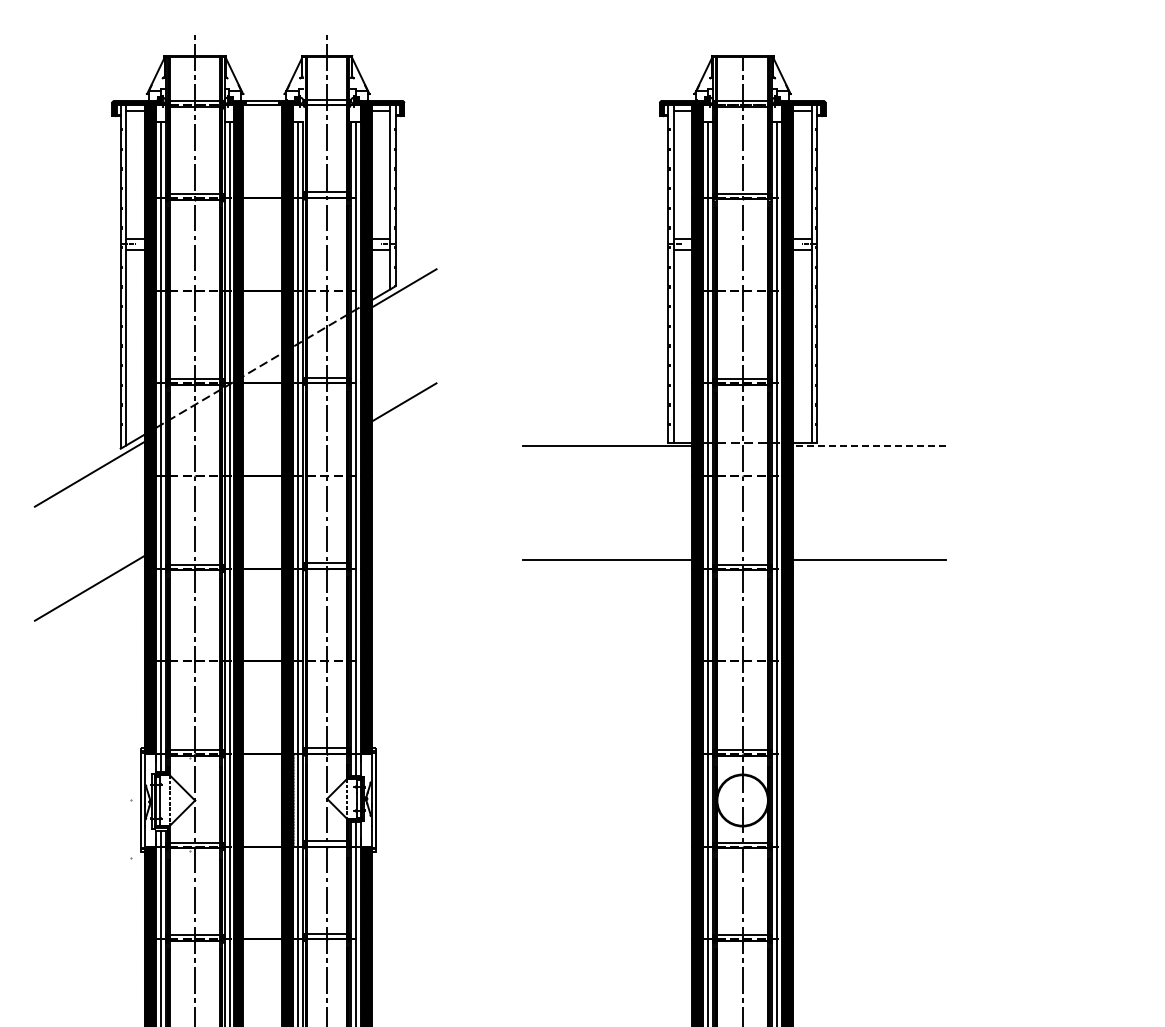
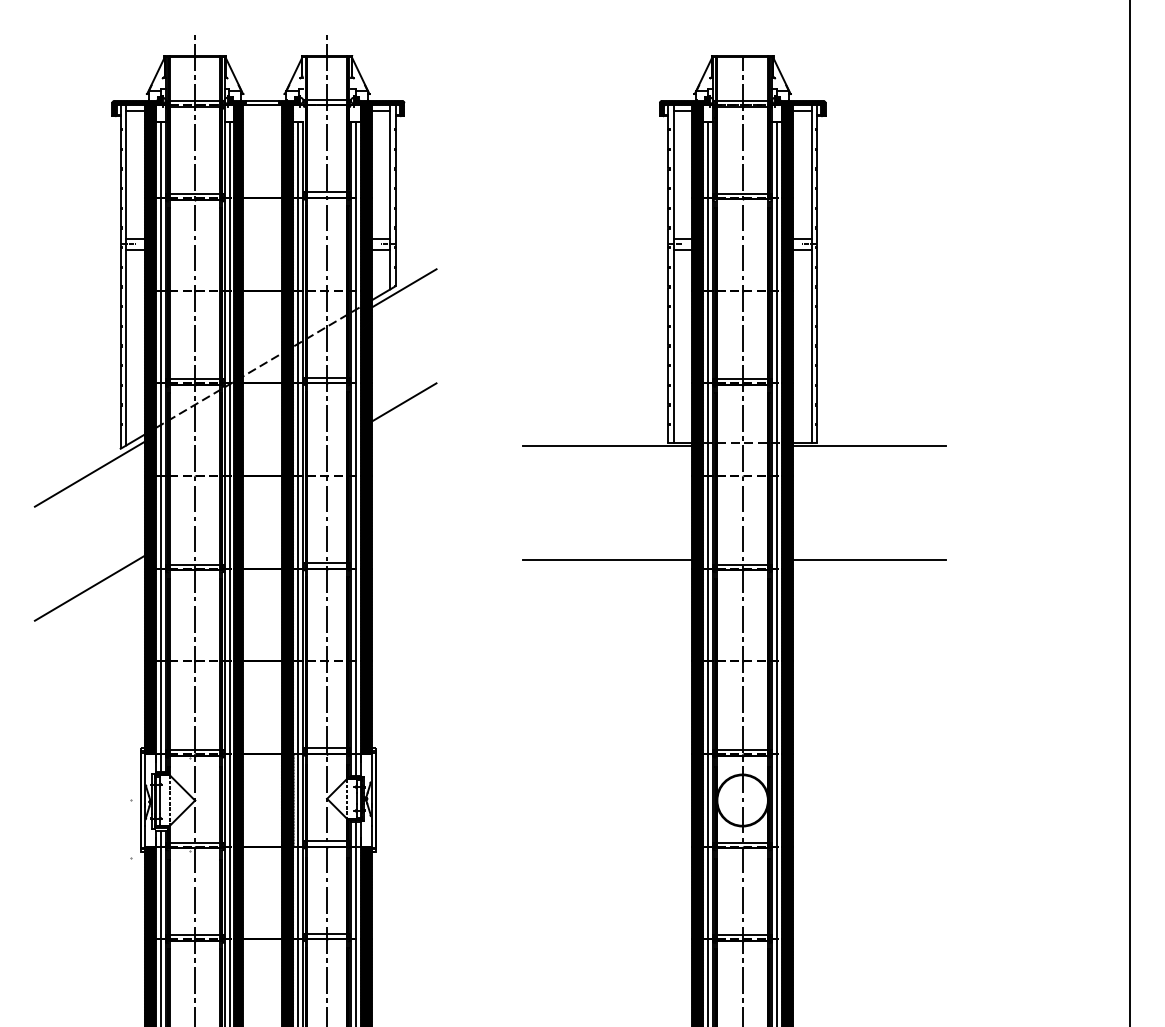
line: dashed -> solid (869, 445)
line: none -> present (1130, 512)
